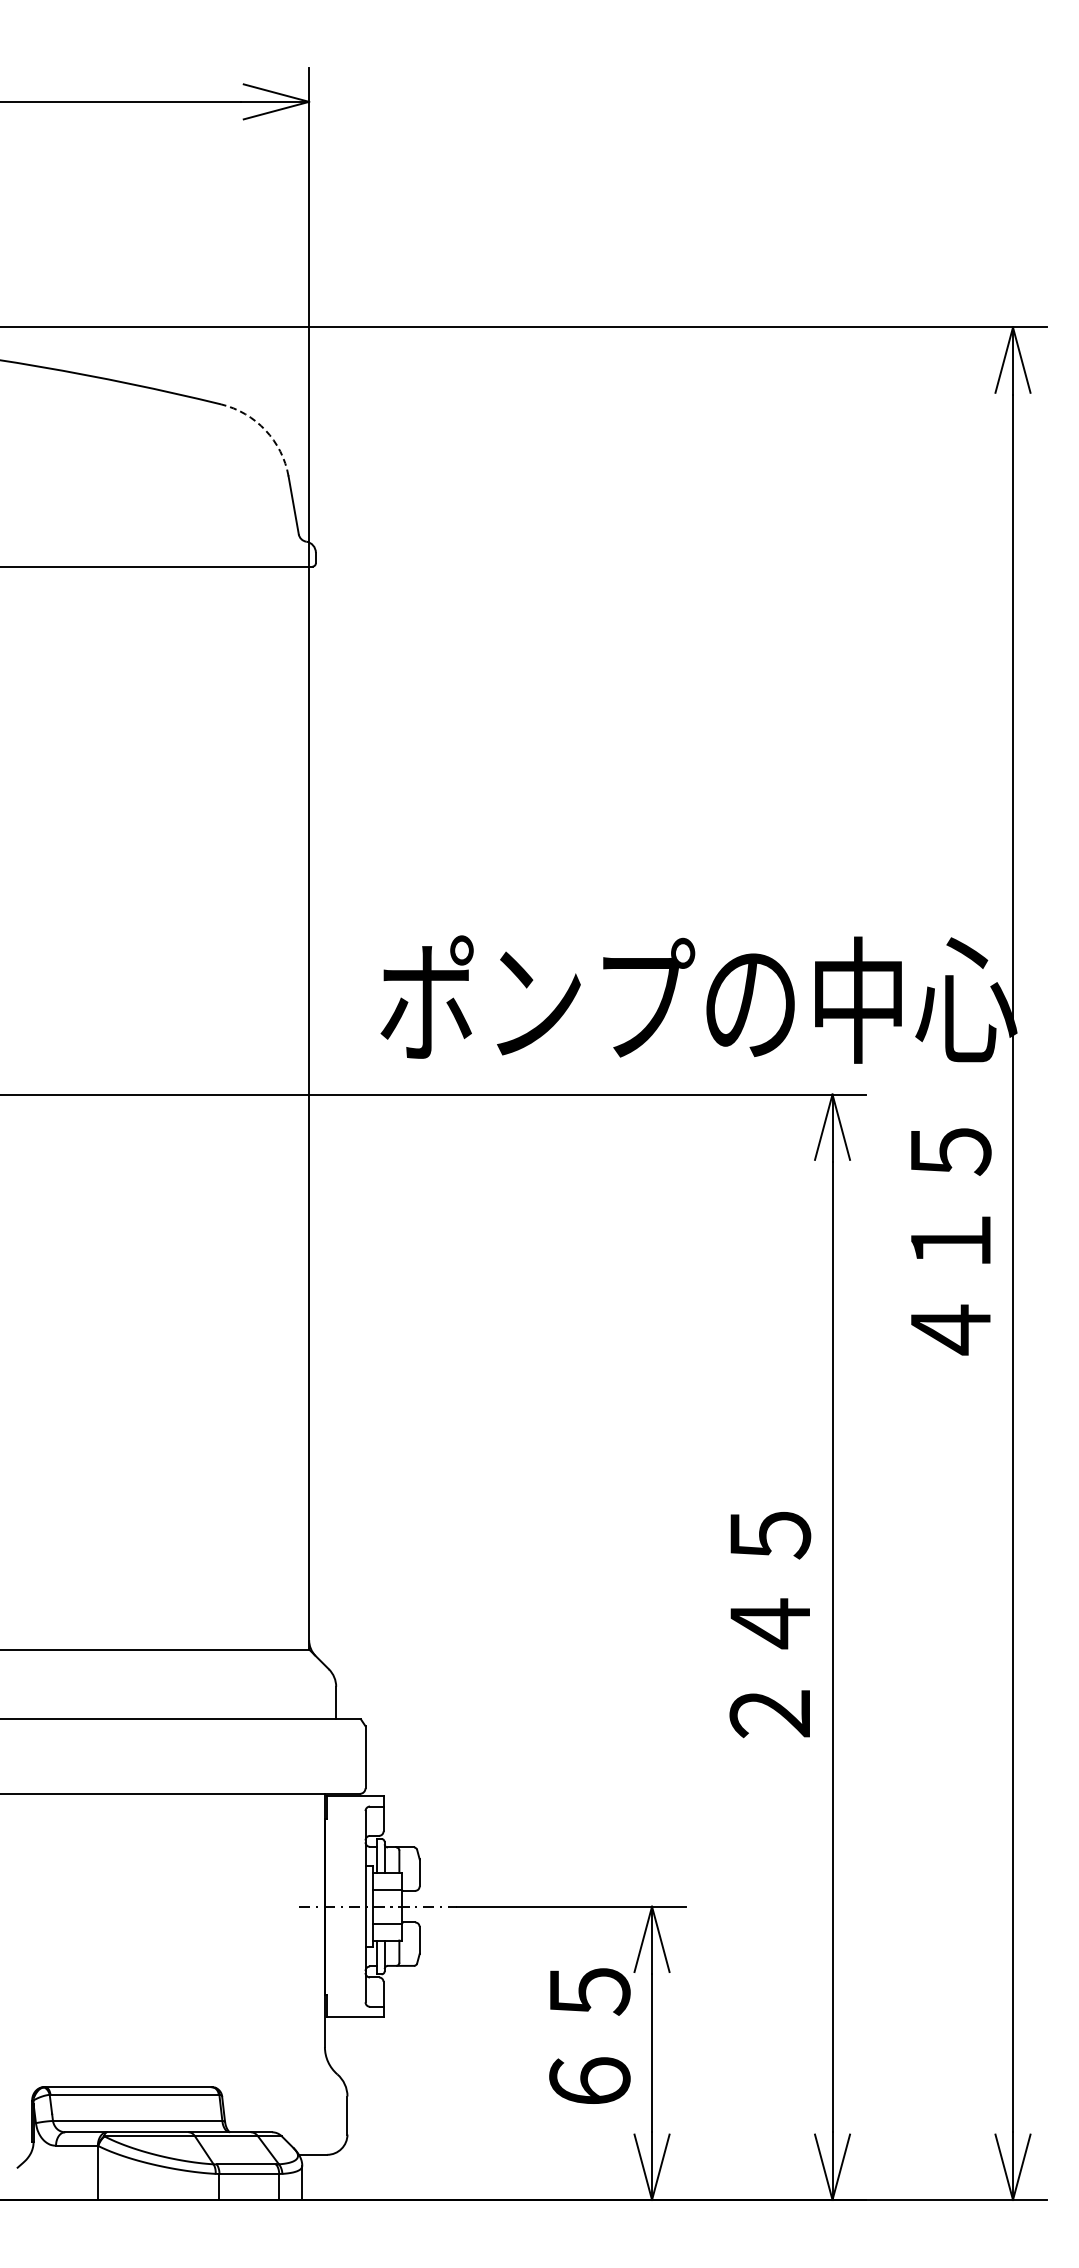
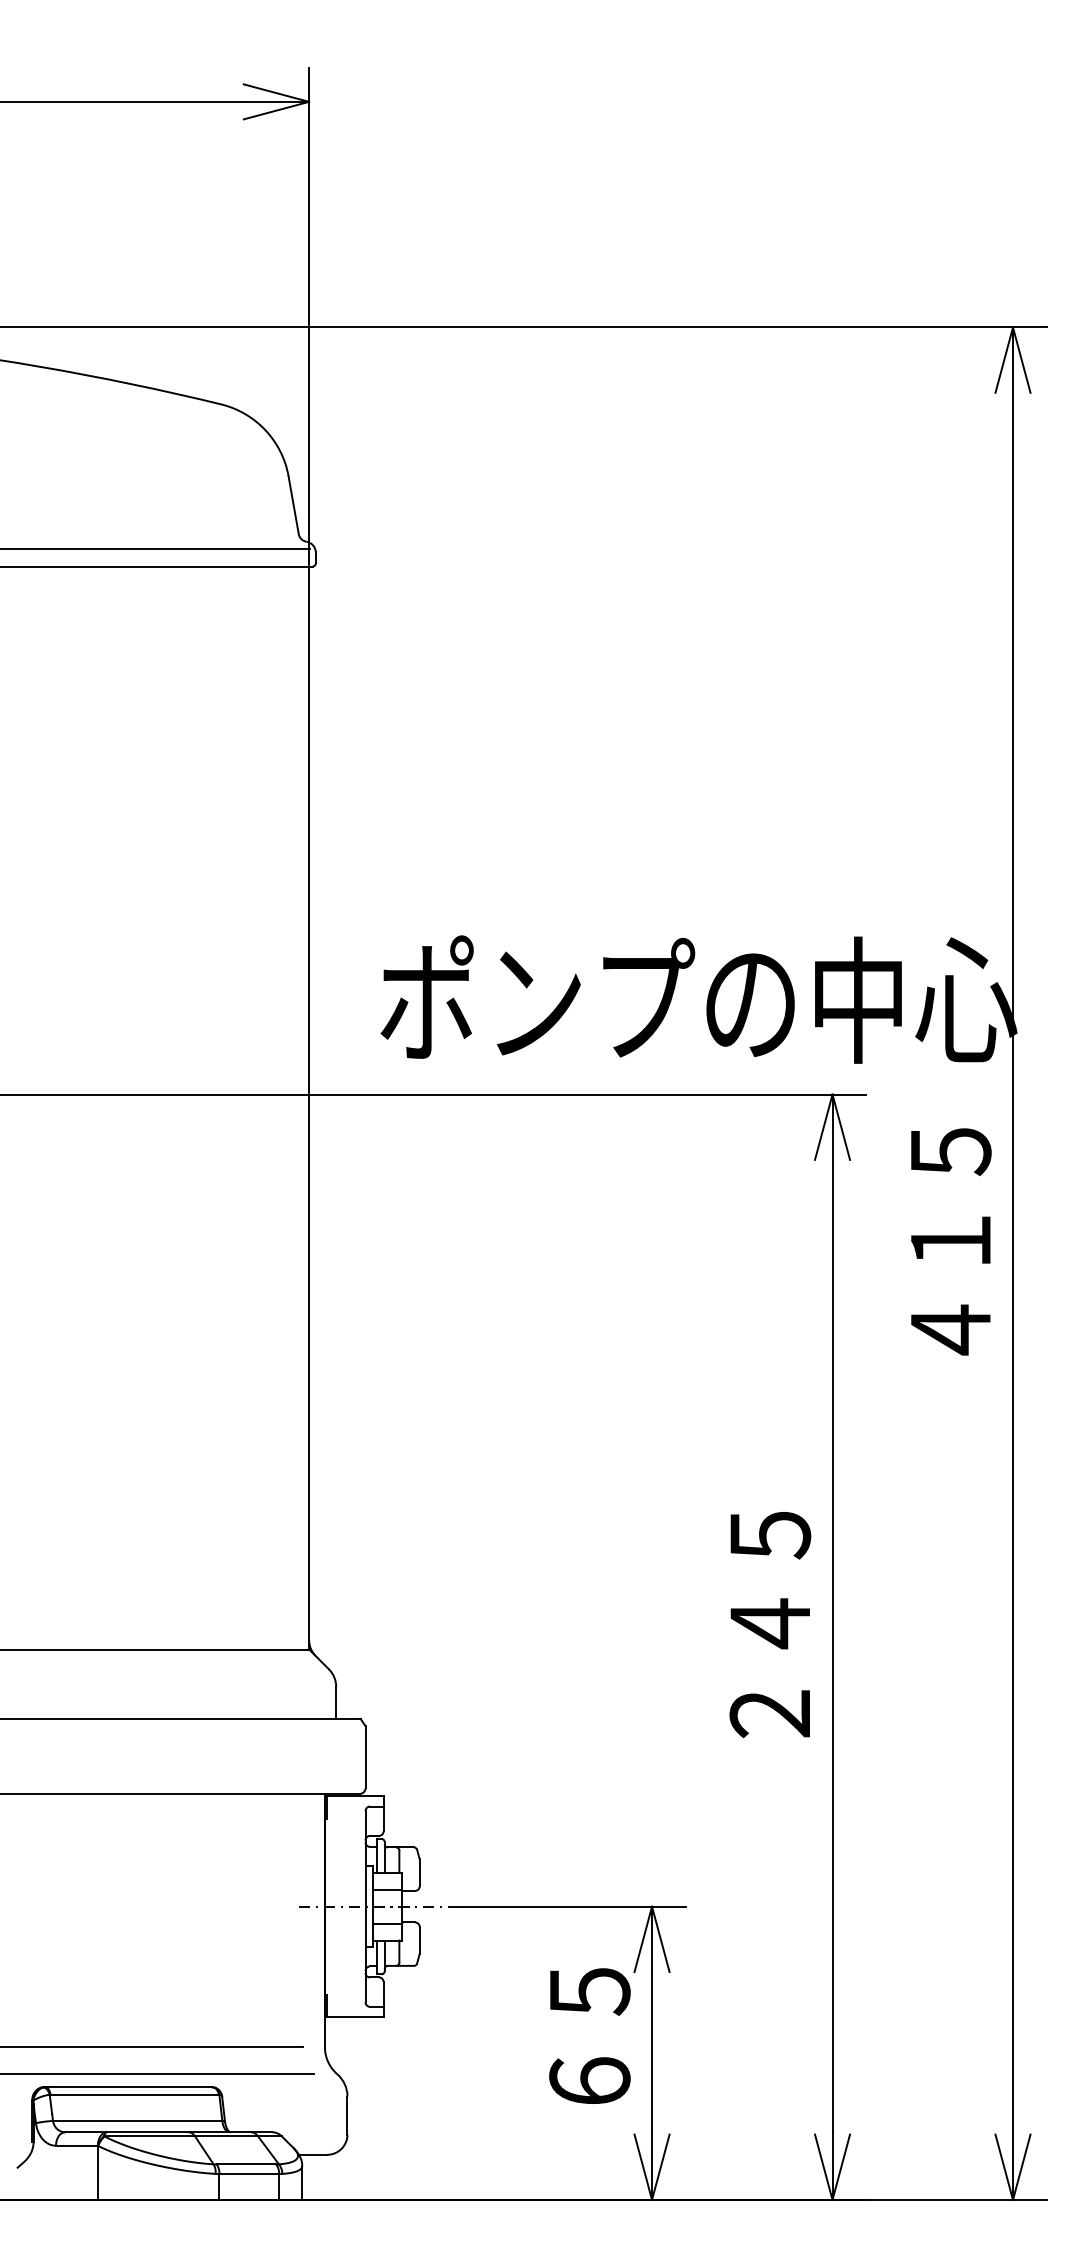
arc: dashed -> solid (265, 430)
line: none -> present (156, 548)
line: none -> present (152, 2047)
line: none -> present (158, 2074)
